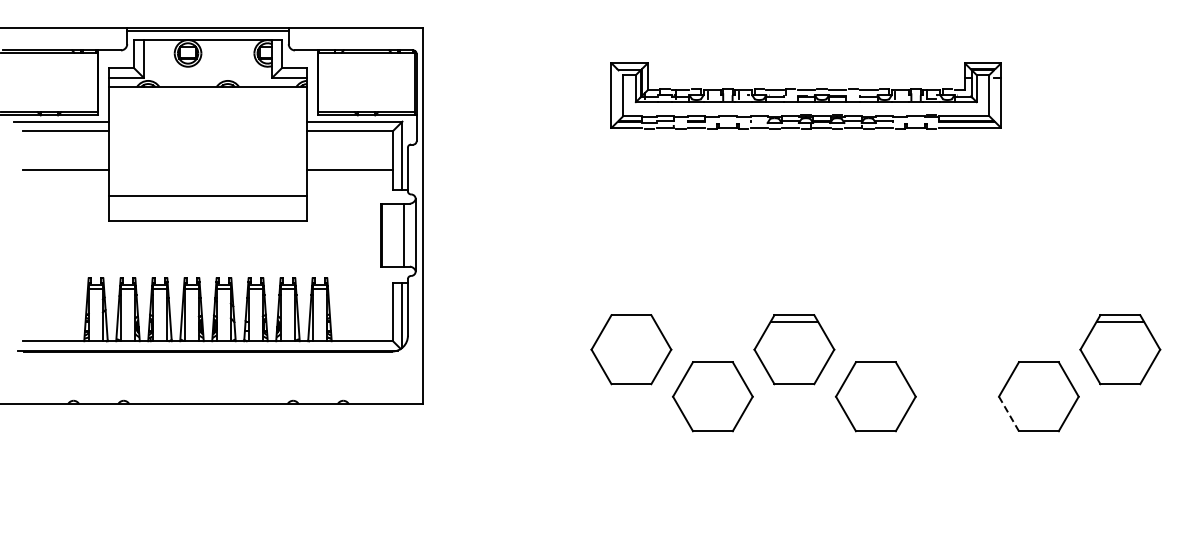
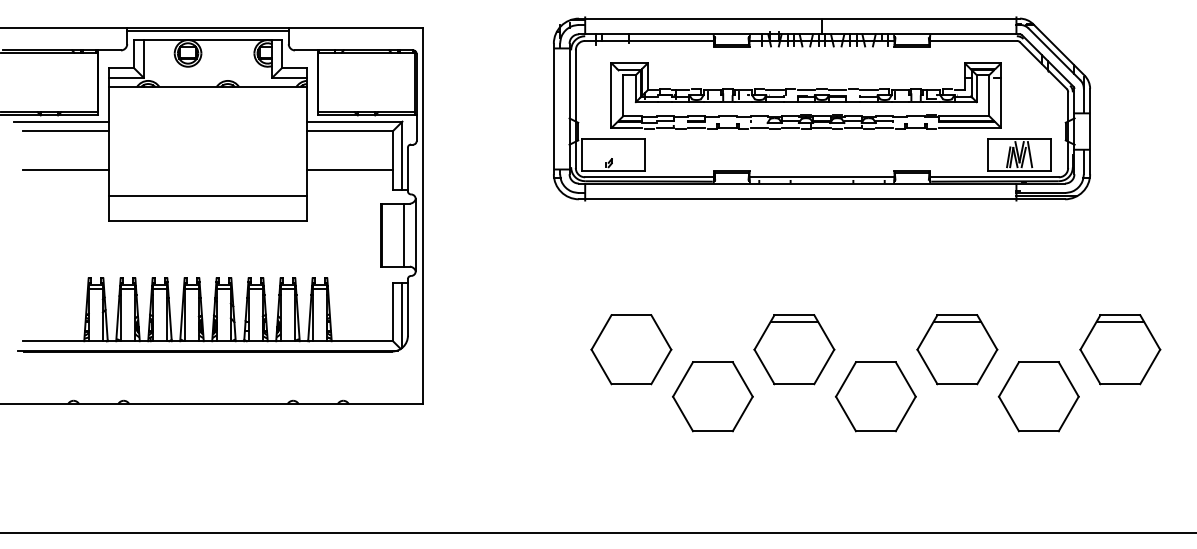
part: none -> present (821, 108)
part: none -> present (957, 349)
line: dashed -> solid (1008, 413)
line: none -> present (597, 532)
